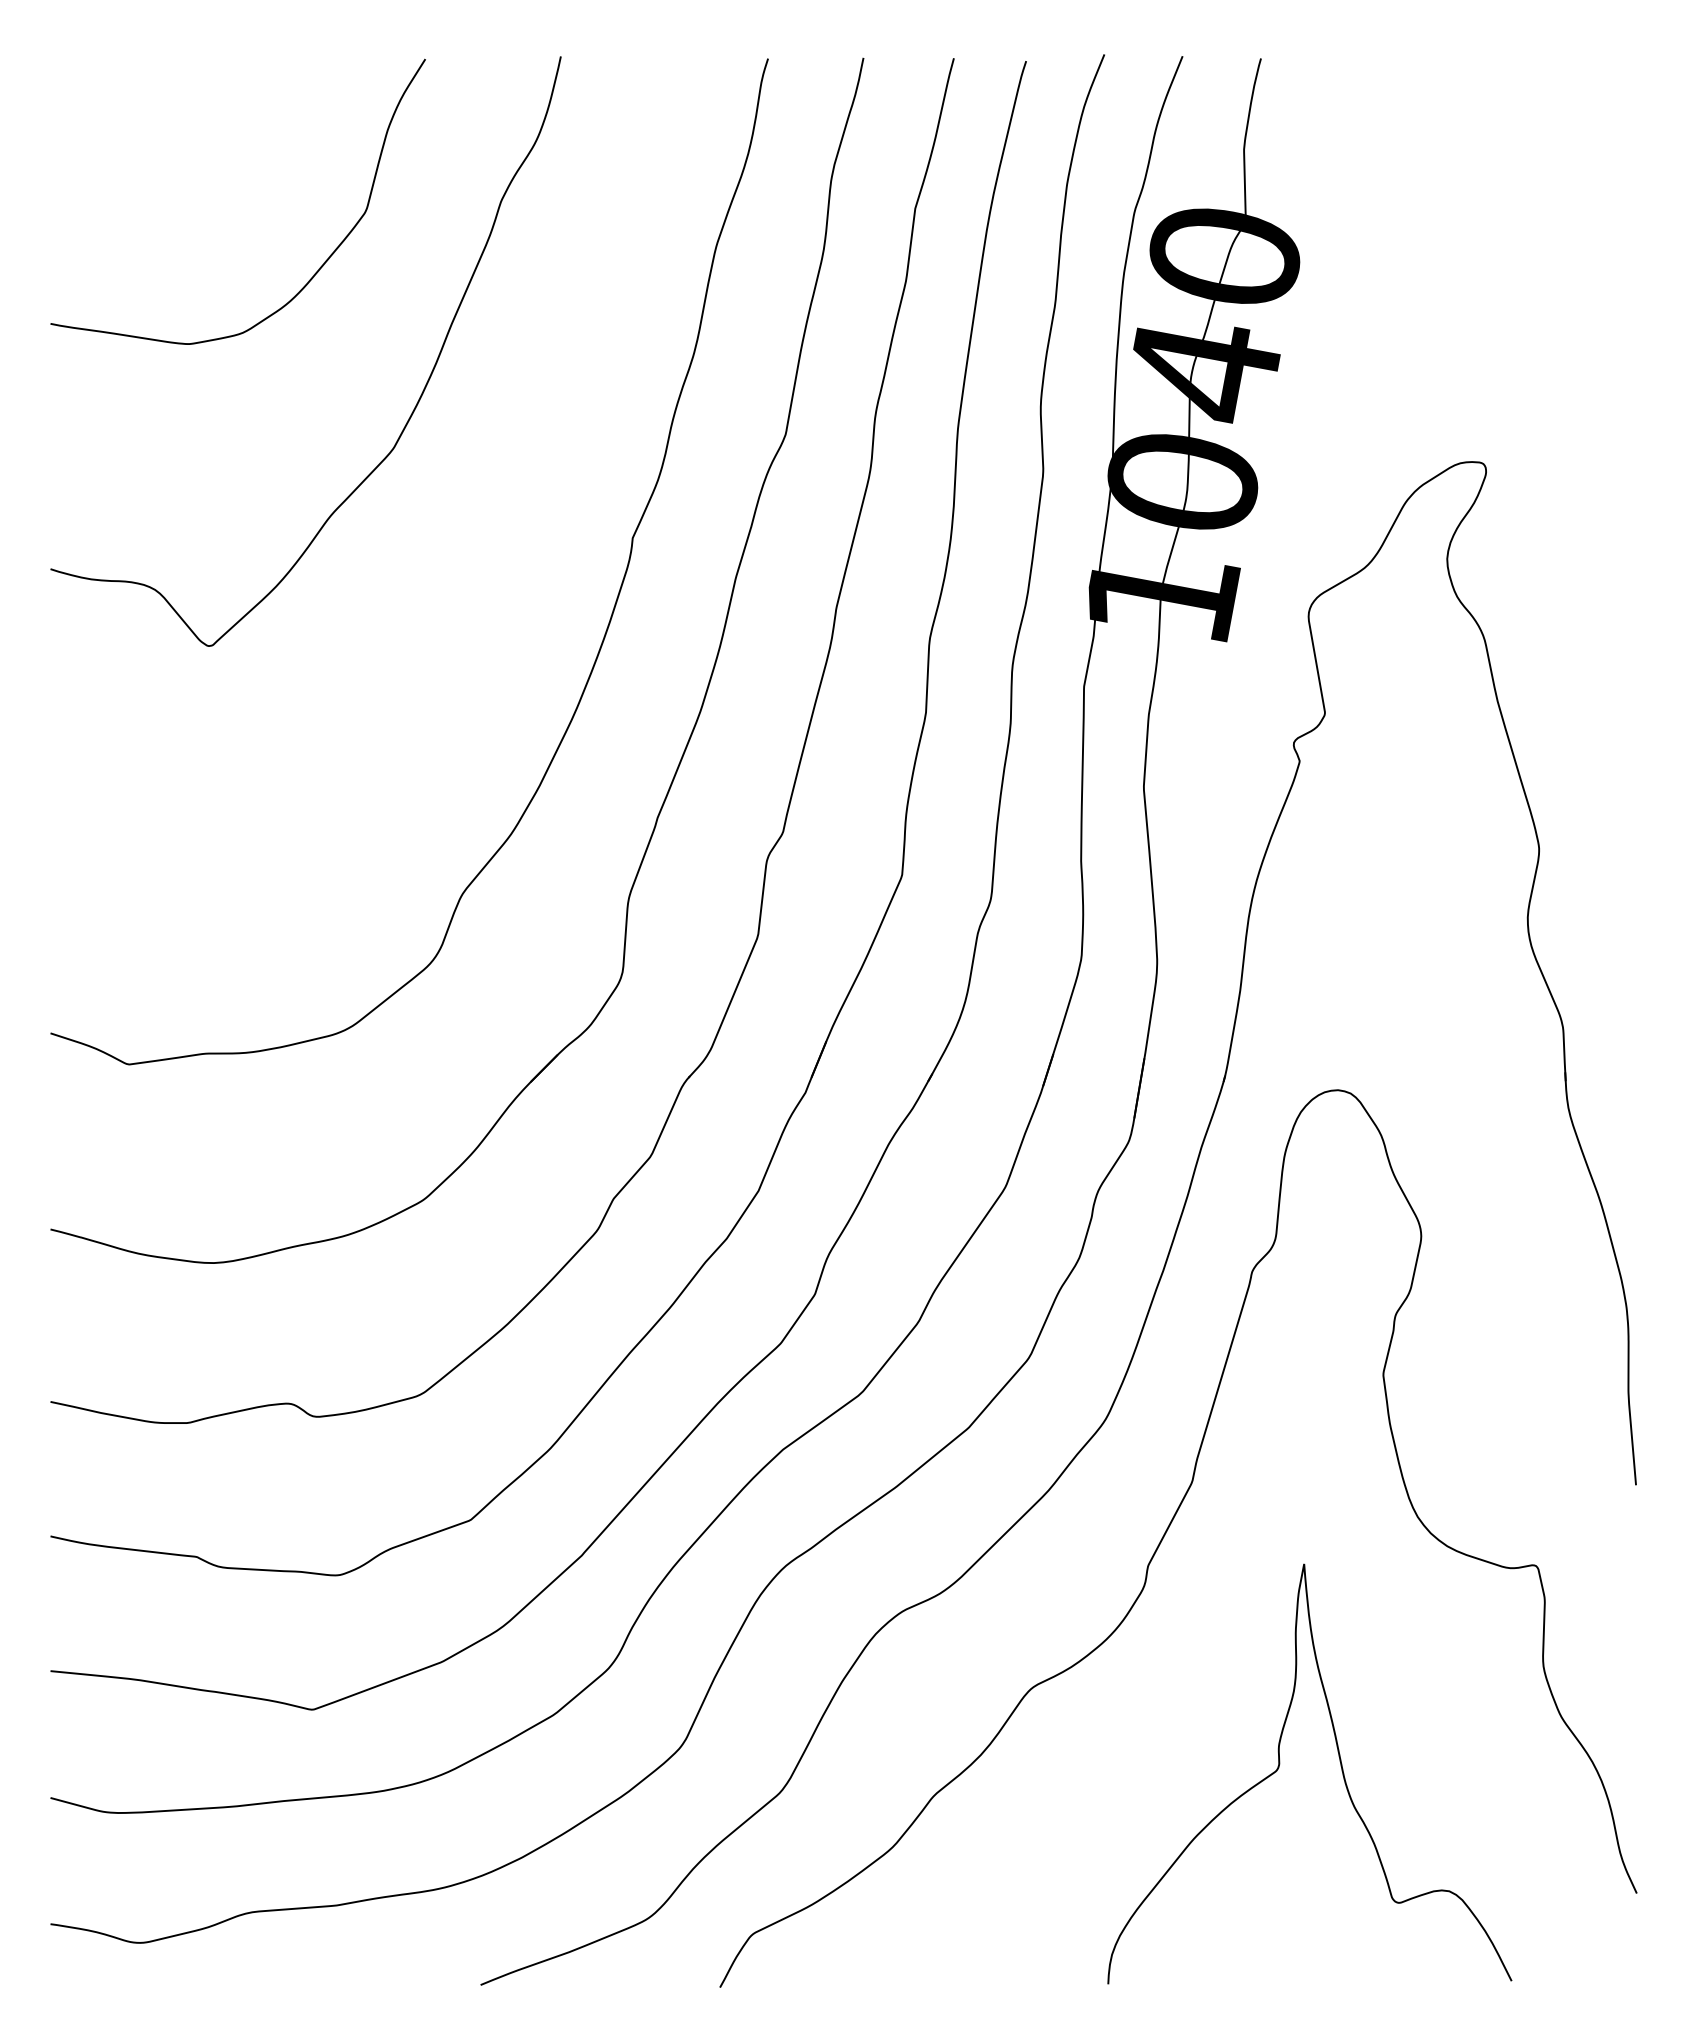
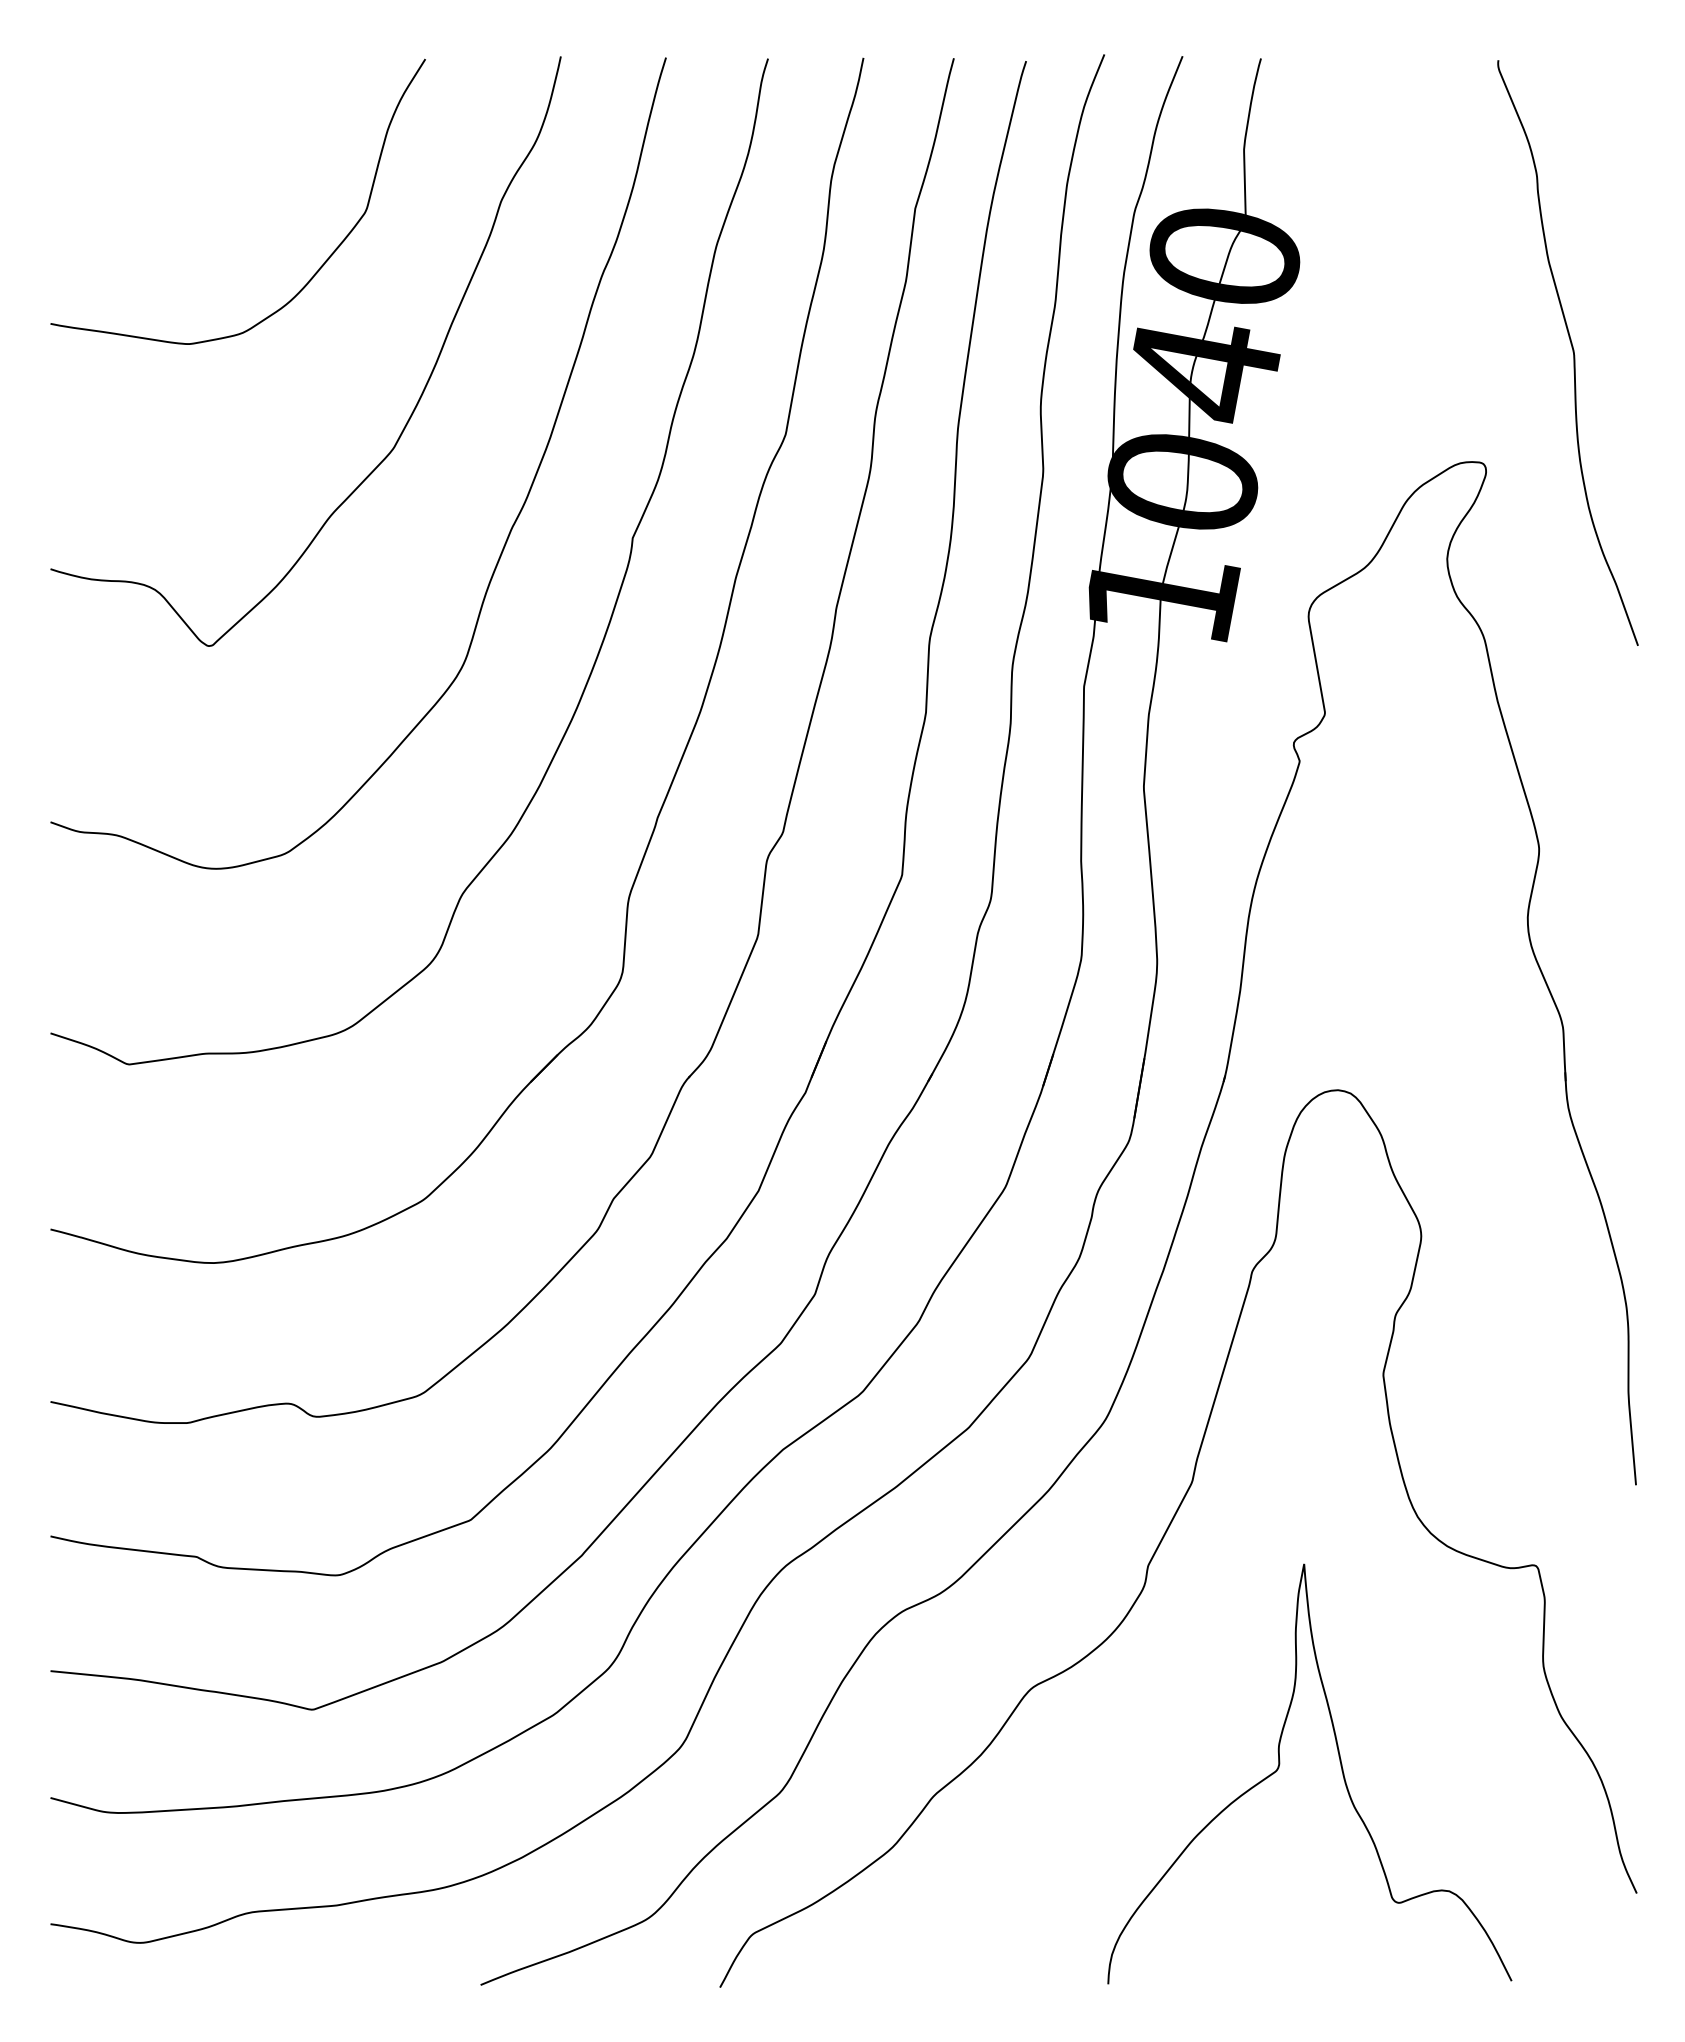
curve: none -> present (1572, 352)
curve: none -> present (510, 528)
